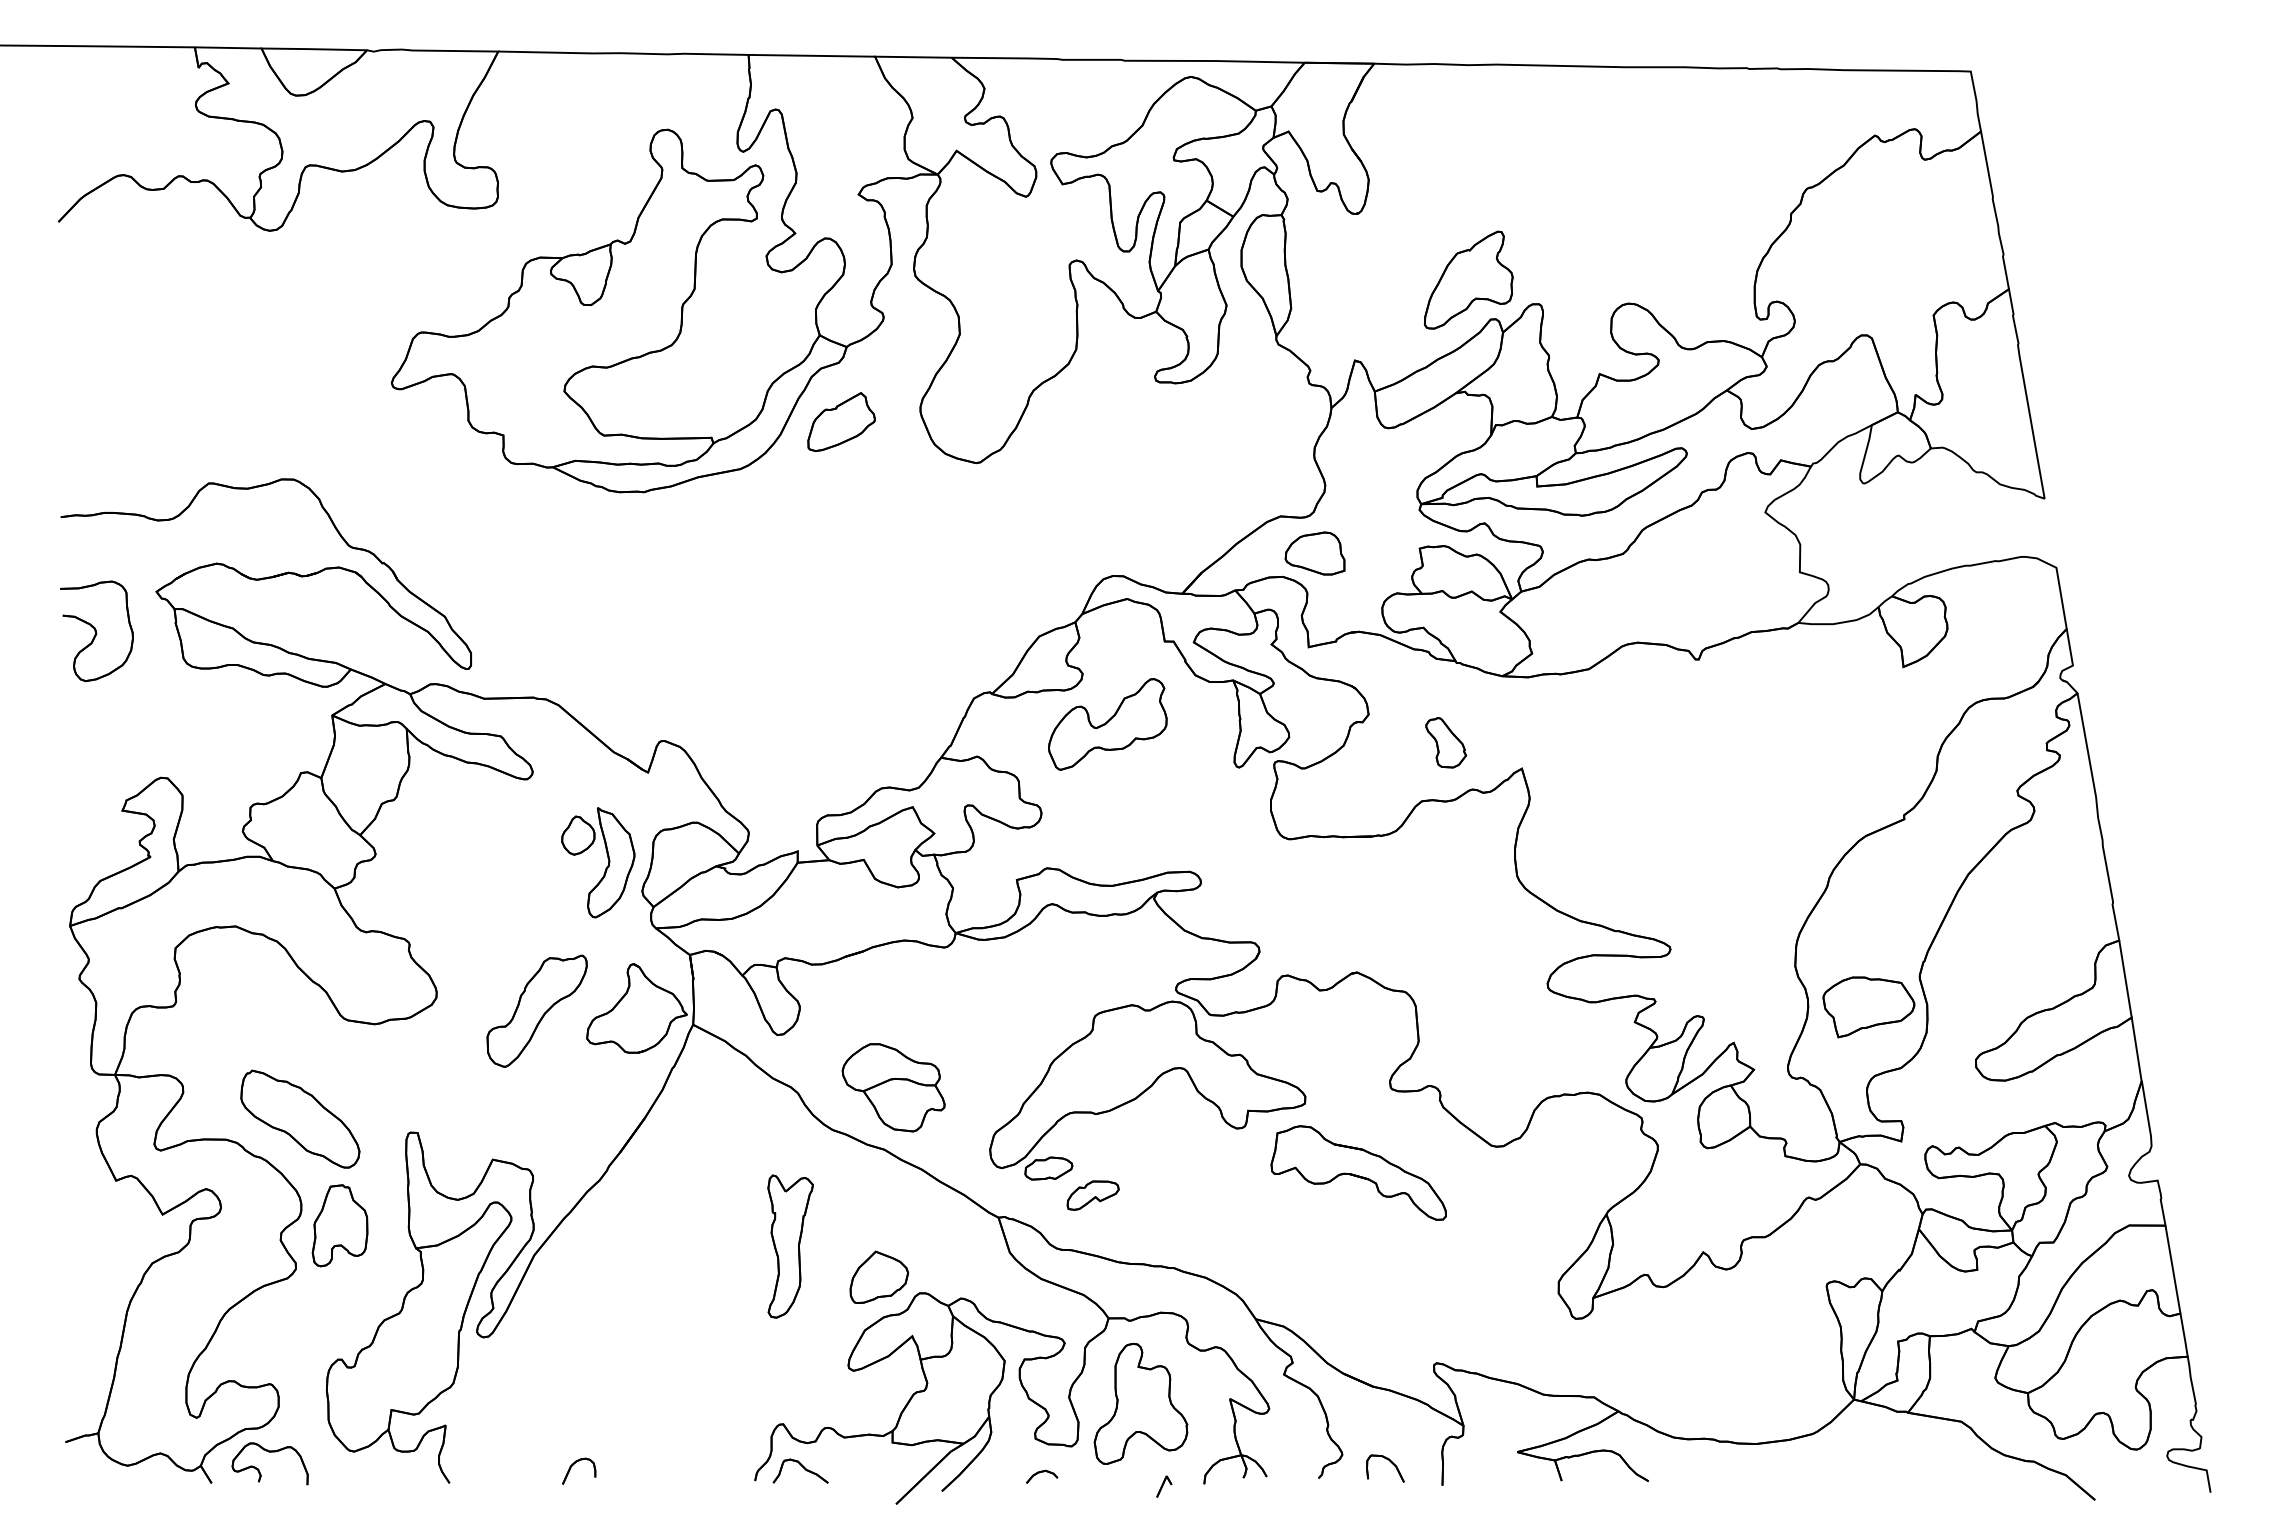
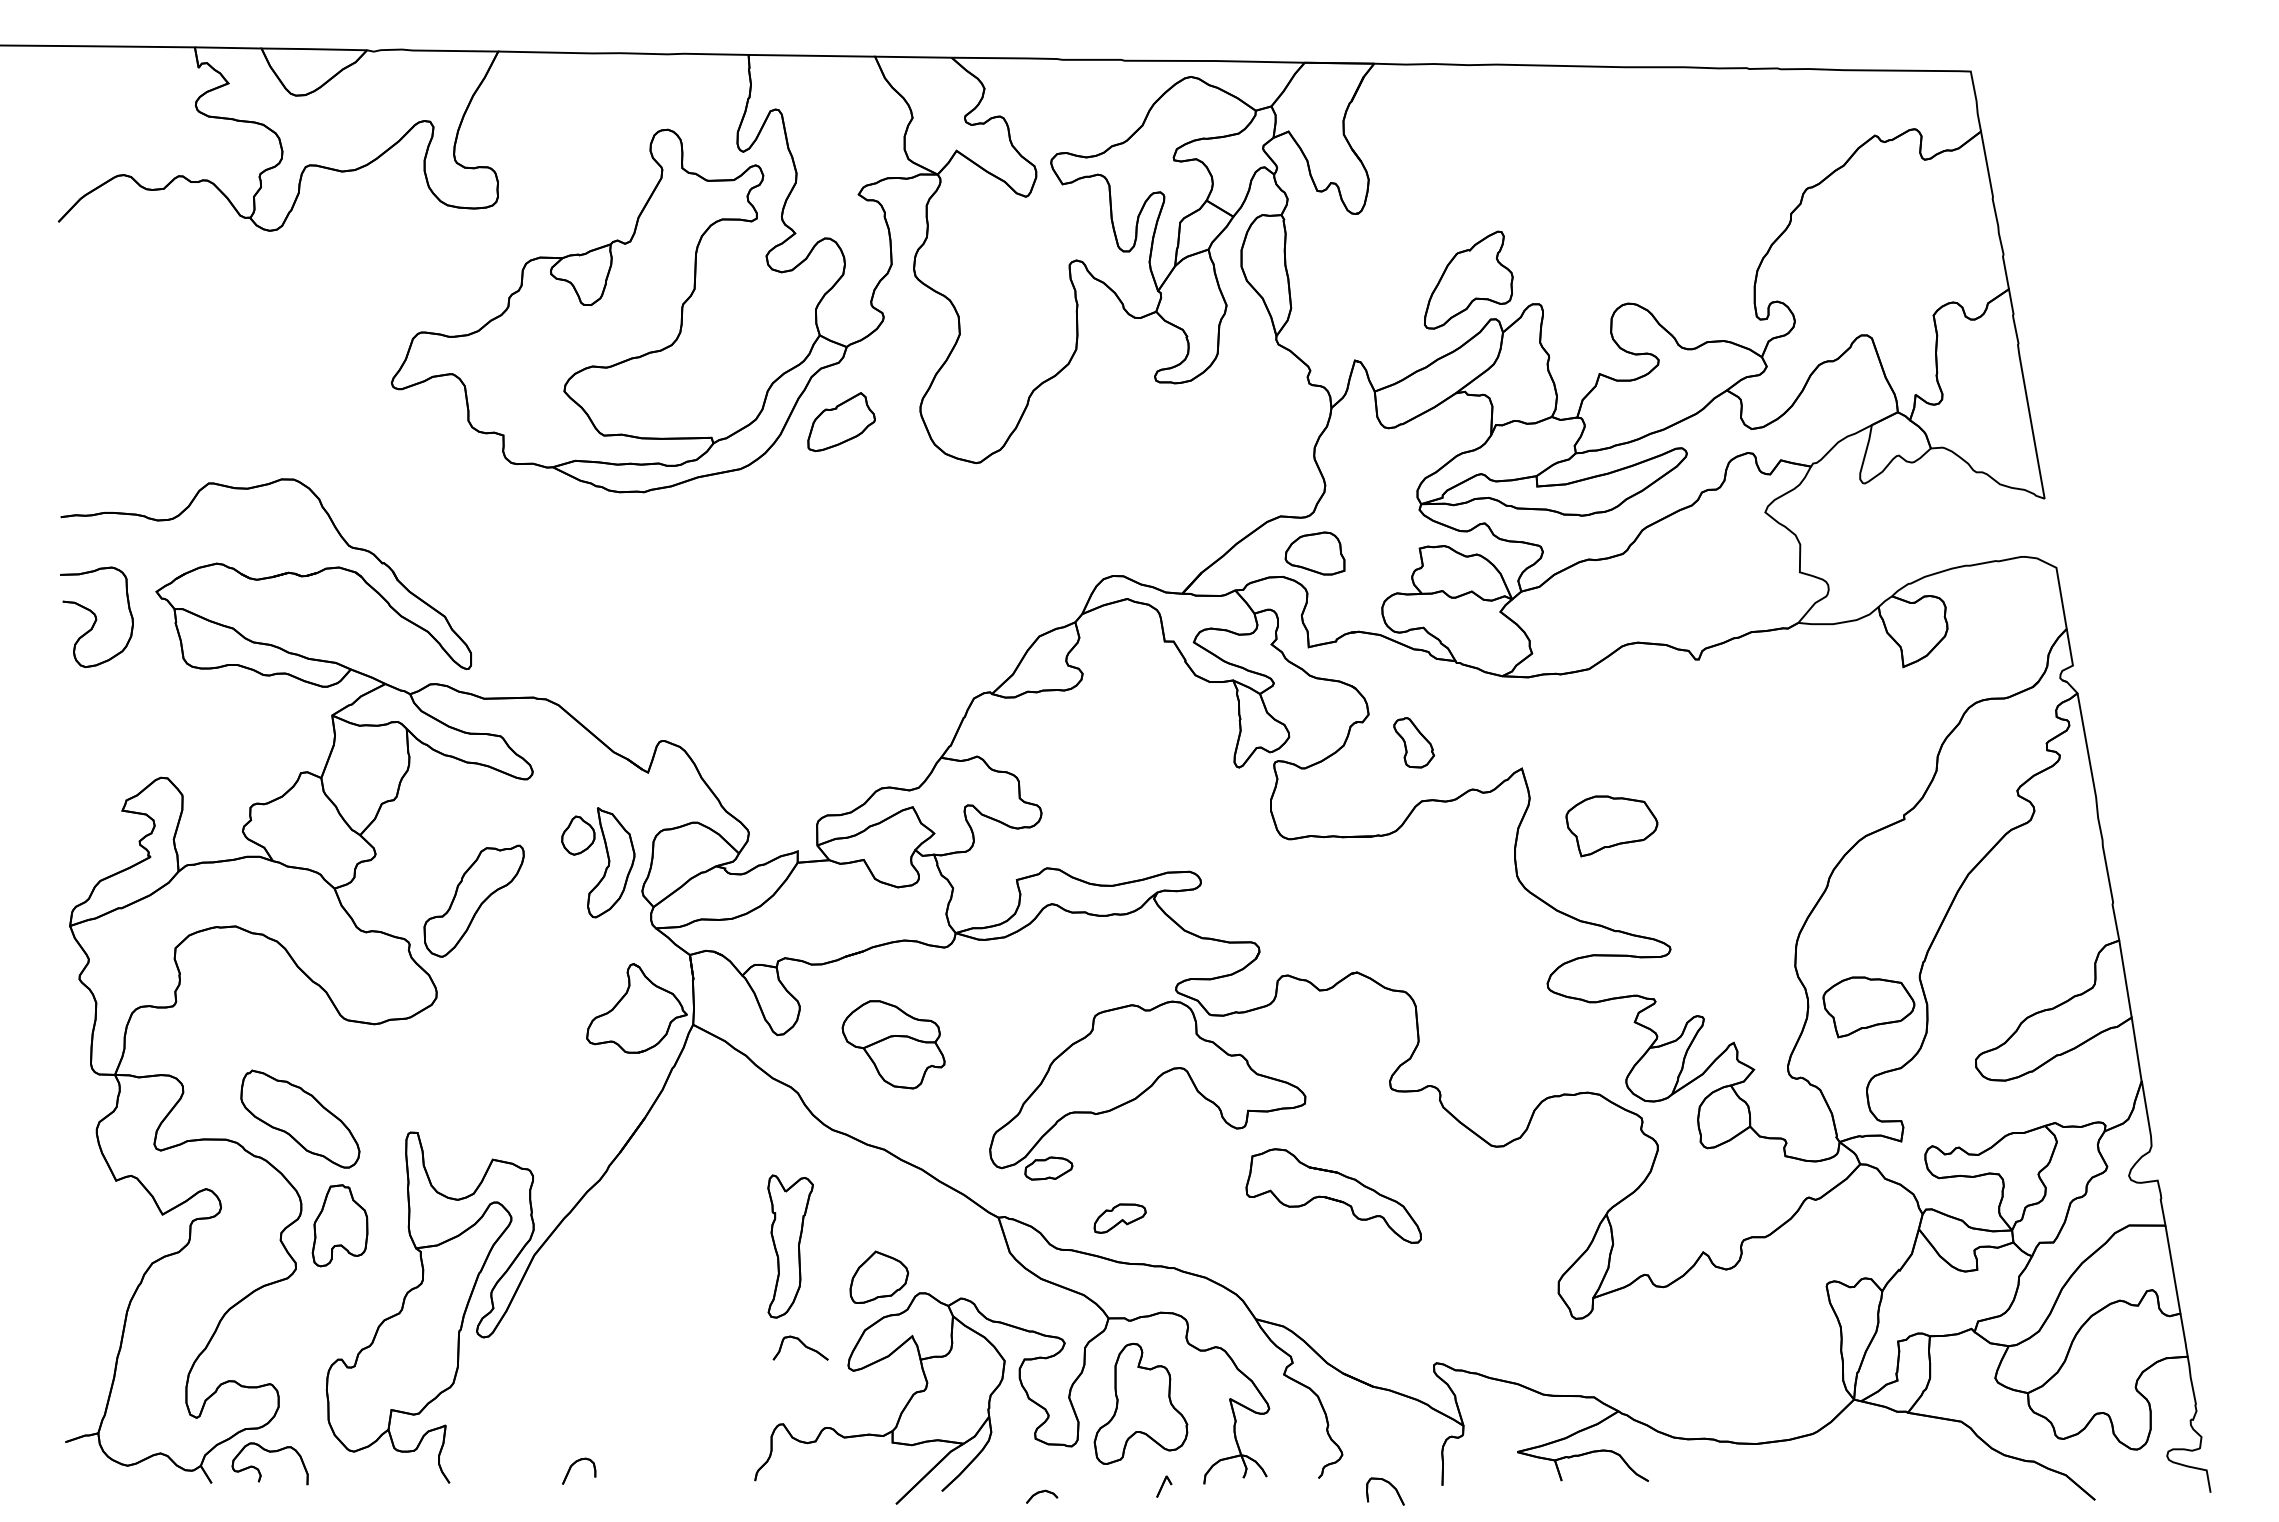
part position: (96, 631) -> (96, 617) (96, 617)
part: present -> none (1107, 724)
part position: (1446, 742) -> (1414, 742) (1414, 742)
part: none -> present (1611, 826)
part position: (536, 1010) -> (473, 900) (473, 900)
part position: (893, 1087) -> (893, 1044) (893, 1044)
part position: (1358, 1172) -> (1333, 1195) (1333, 1195)
part position: (1092, 1195) -> (1119, 1218) (1119, 1218)
part position: (1390, 1462) -> (1390, 1485) (1390, 1485)
part position: (800, 1470) -> (800, 1347) (800, 1347)
part position: (1042, 1476) -> (1042, 1496) (1042, 1496)
